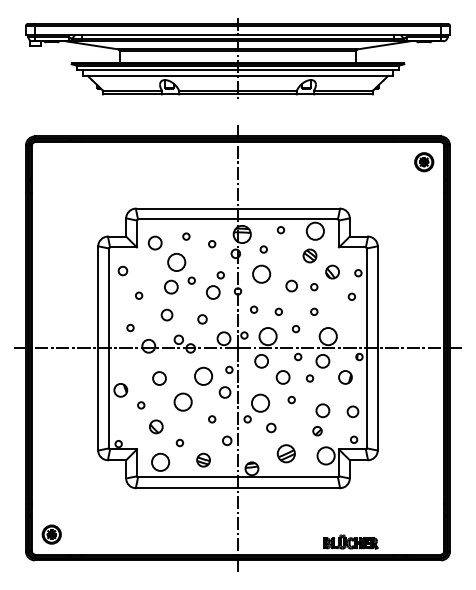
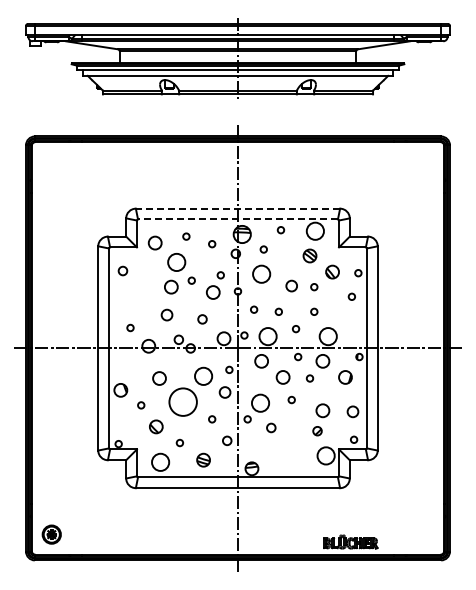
part: present -> none (424, 162)
line: solid -> dashed (237, 208)
line: solid -> dashed (238, 219)
circle: present -> none (139, 295)
circle diameter: 17 px -> 28 px (182, 401)
part: present -> none (285, 453)
